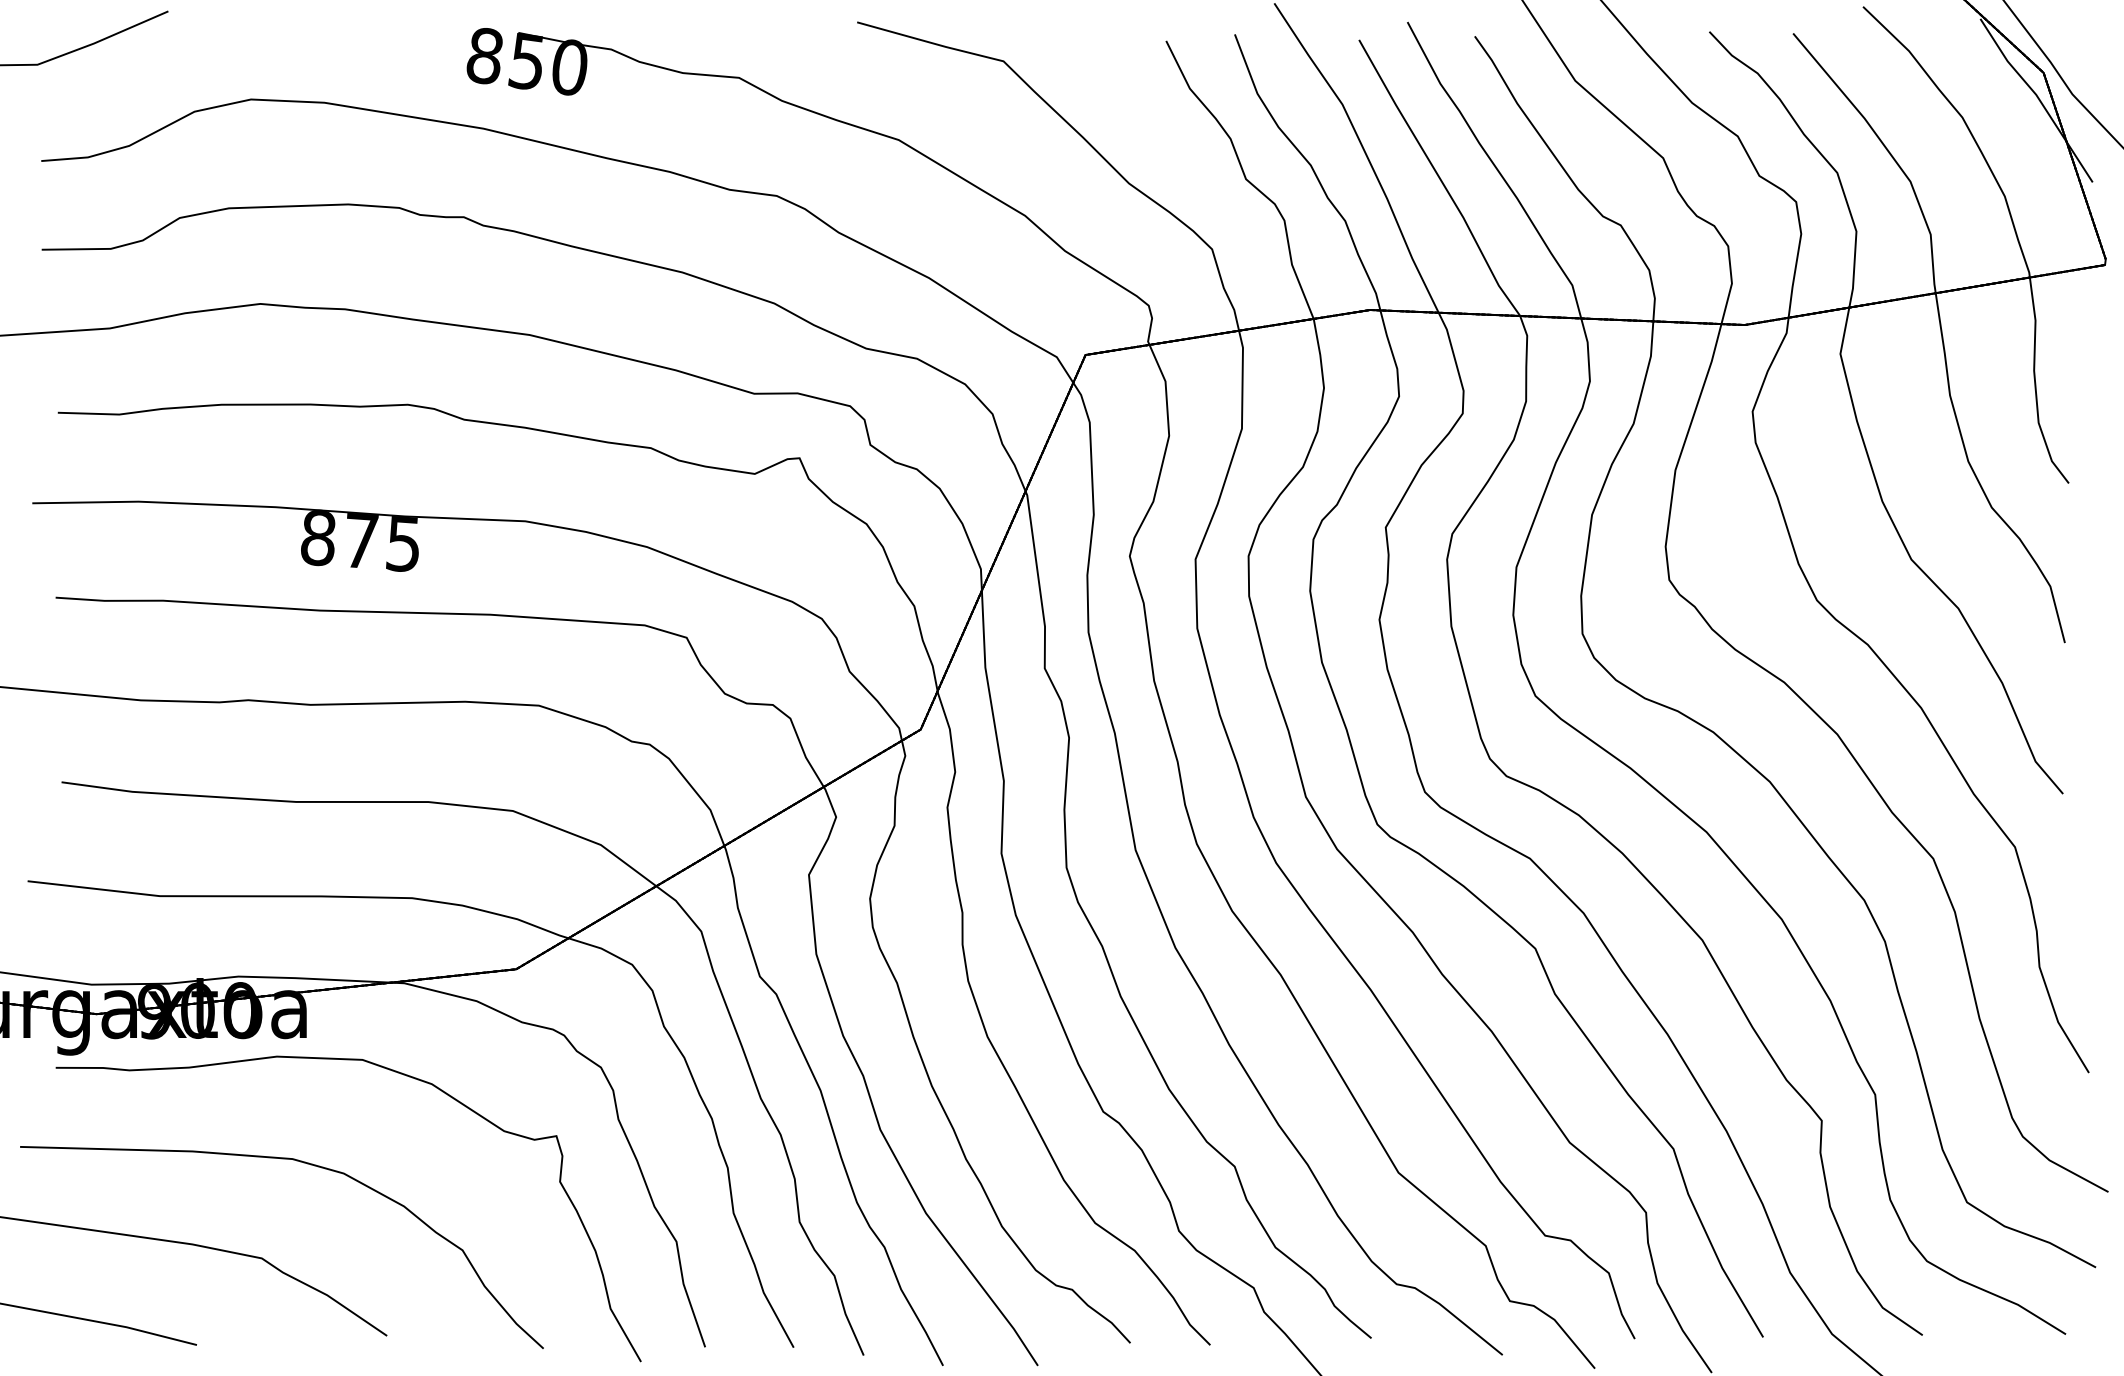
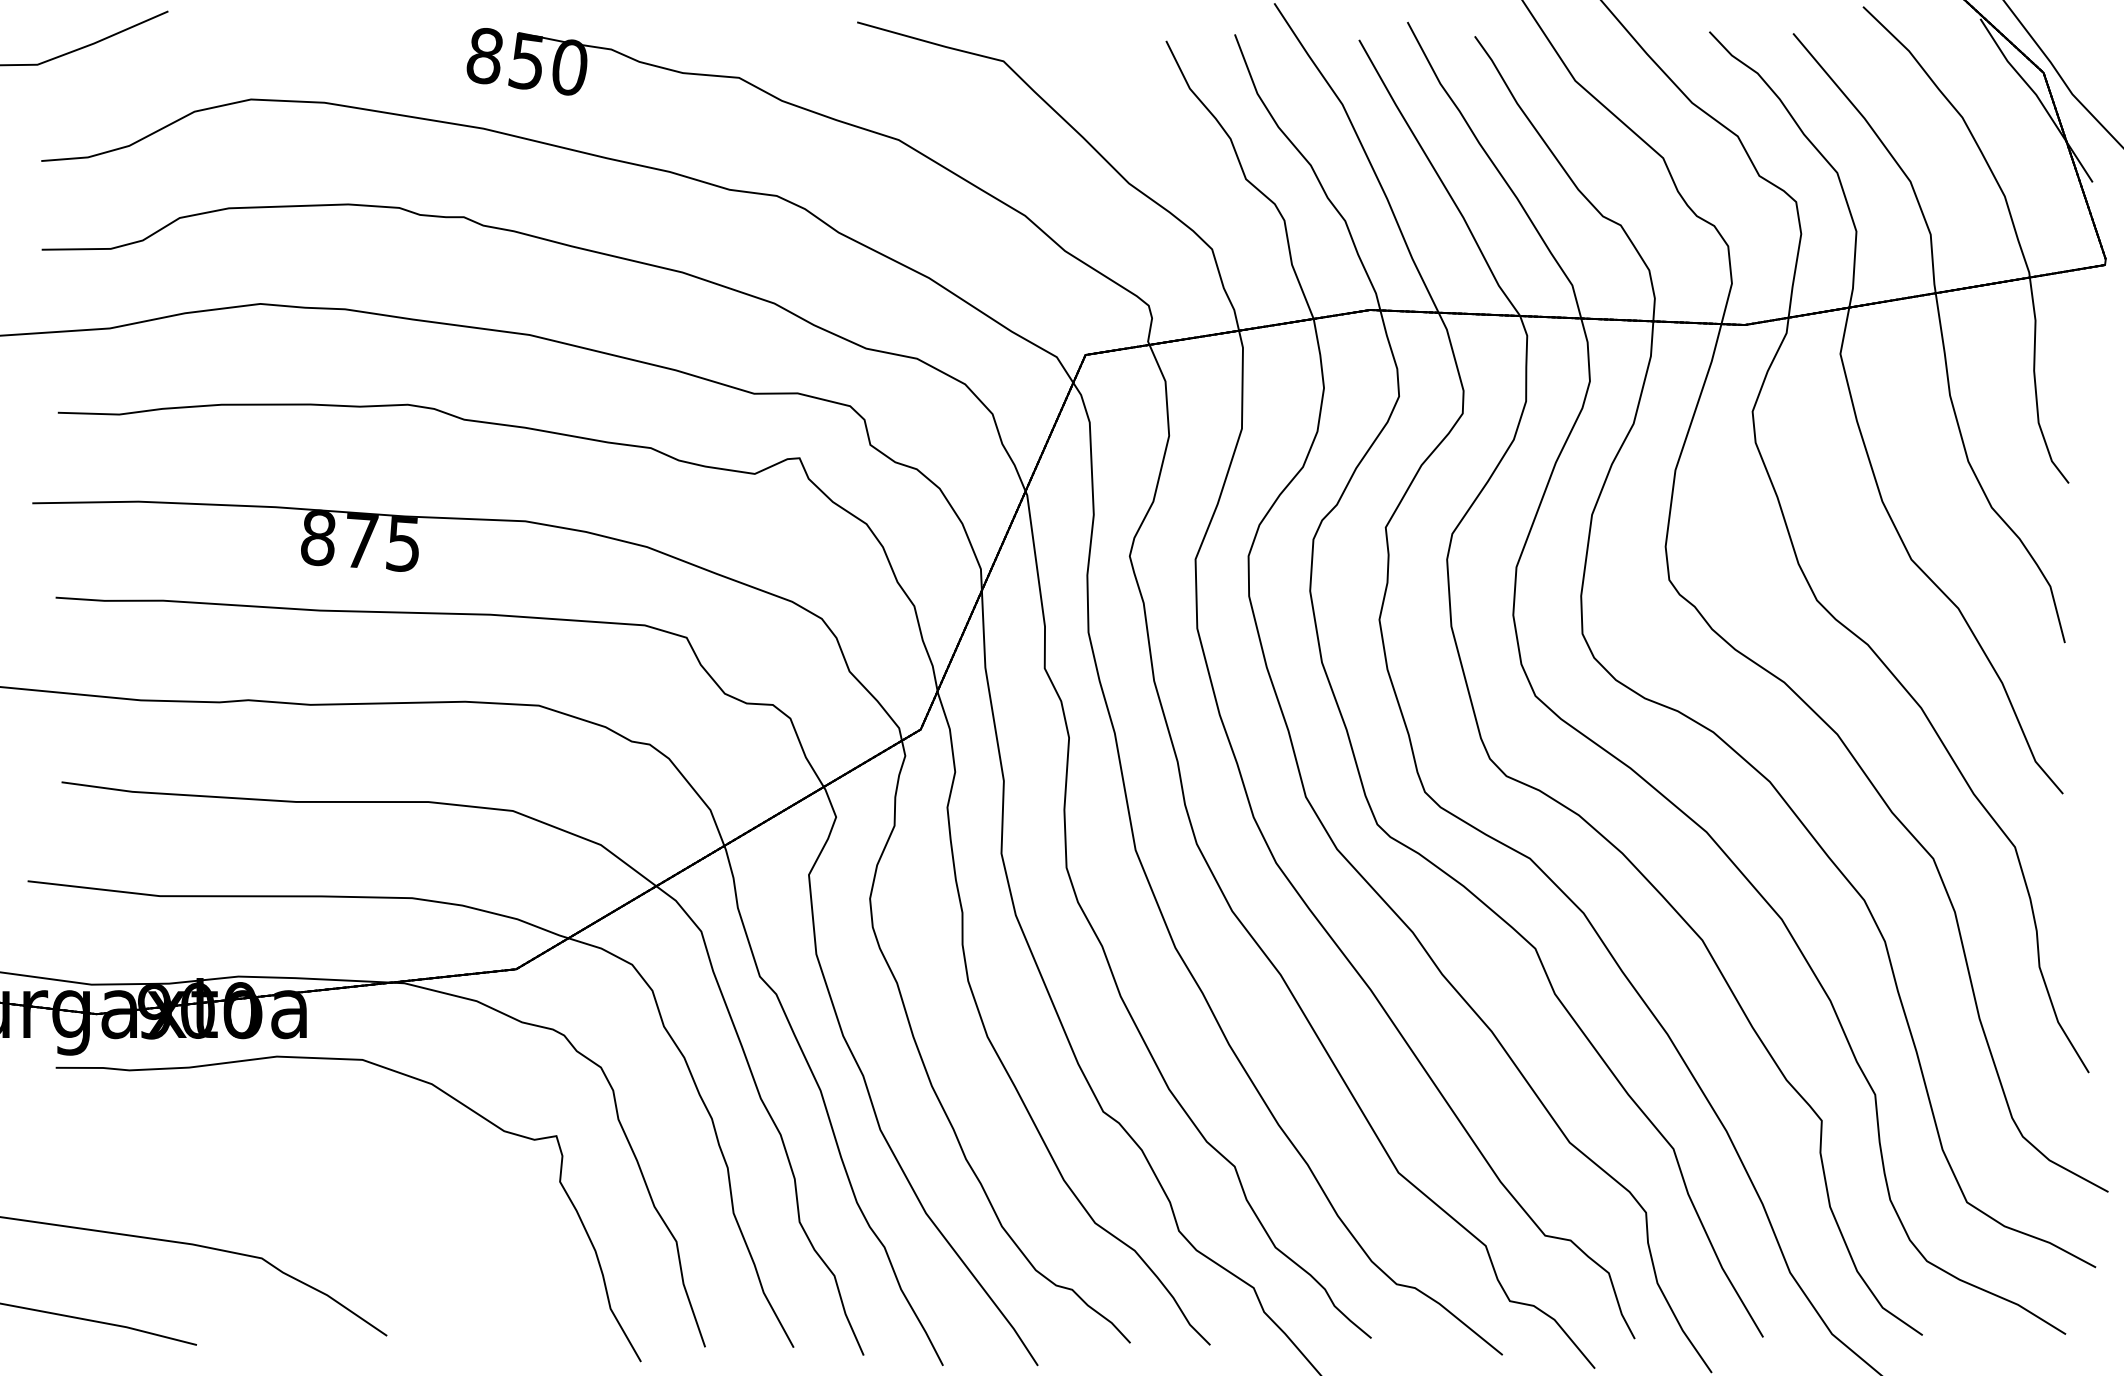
part: present -> none (303, 1163)
